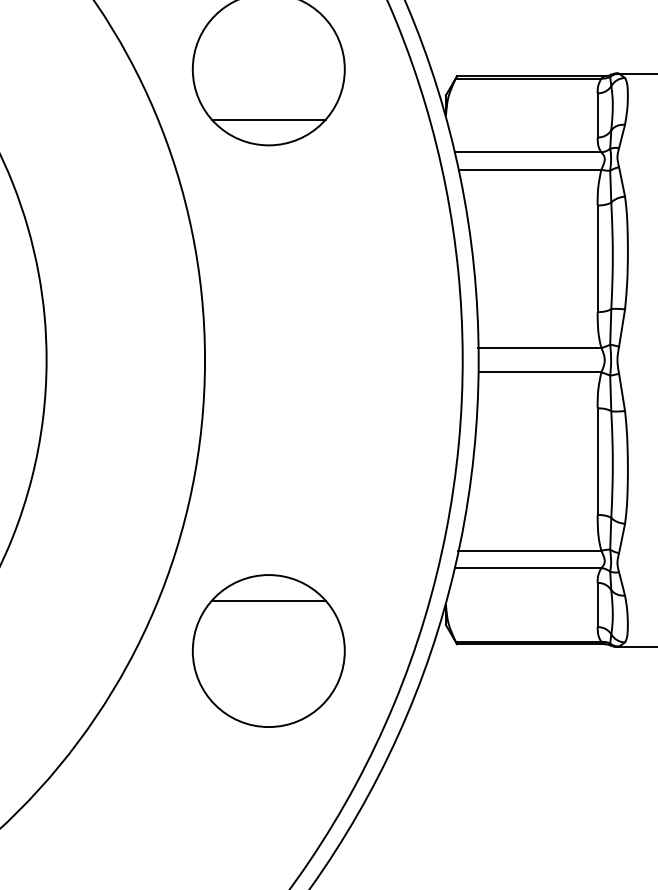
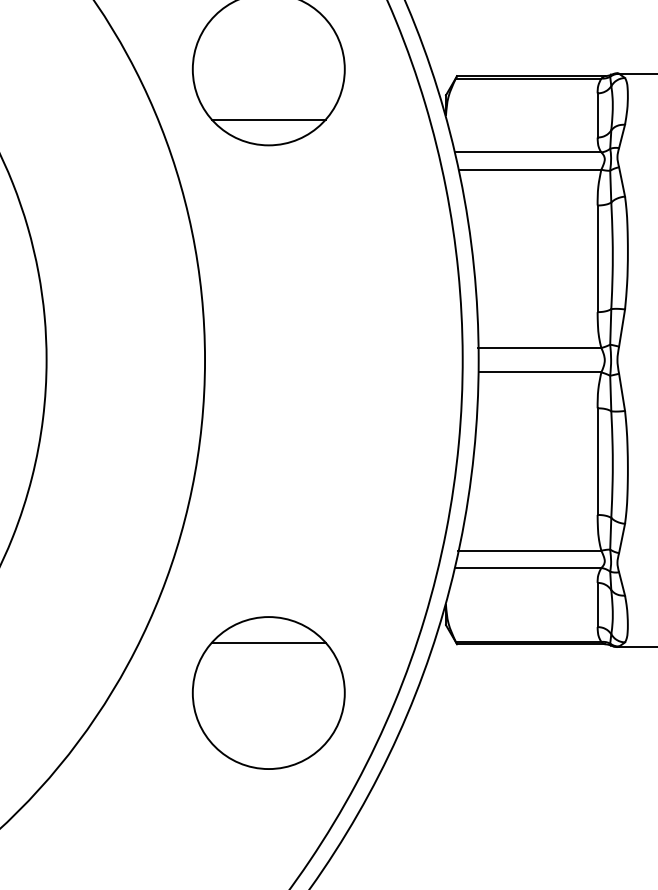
part position: (268, 650) -> (268, 692) (268, 692)
